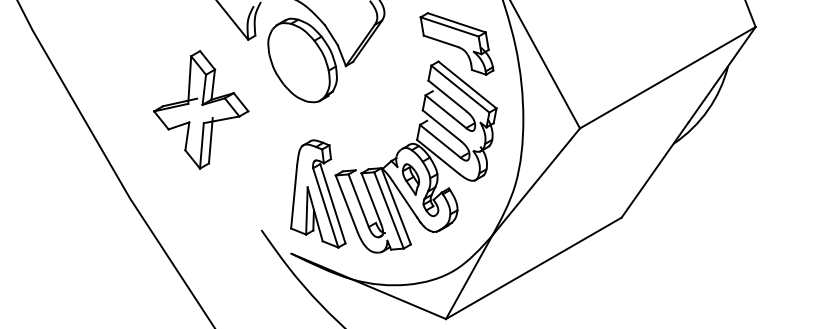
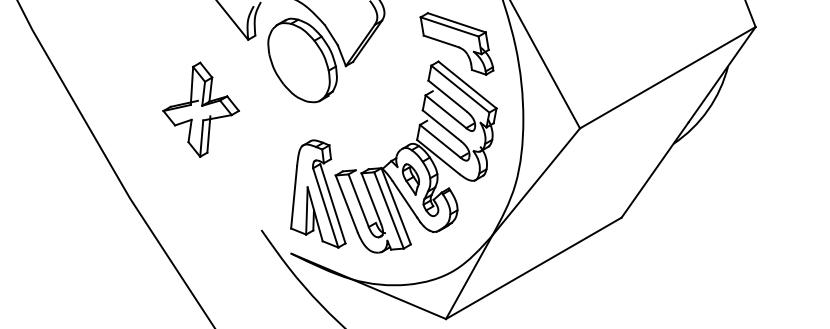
part size: 97x120 px -> 78x97 px (200, 109)
